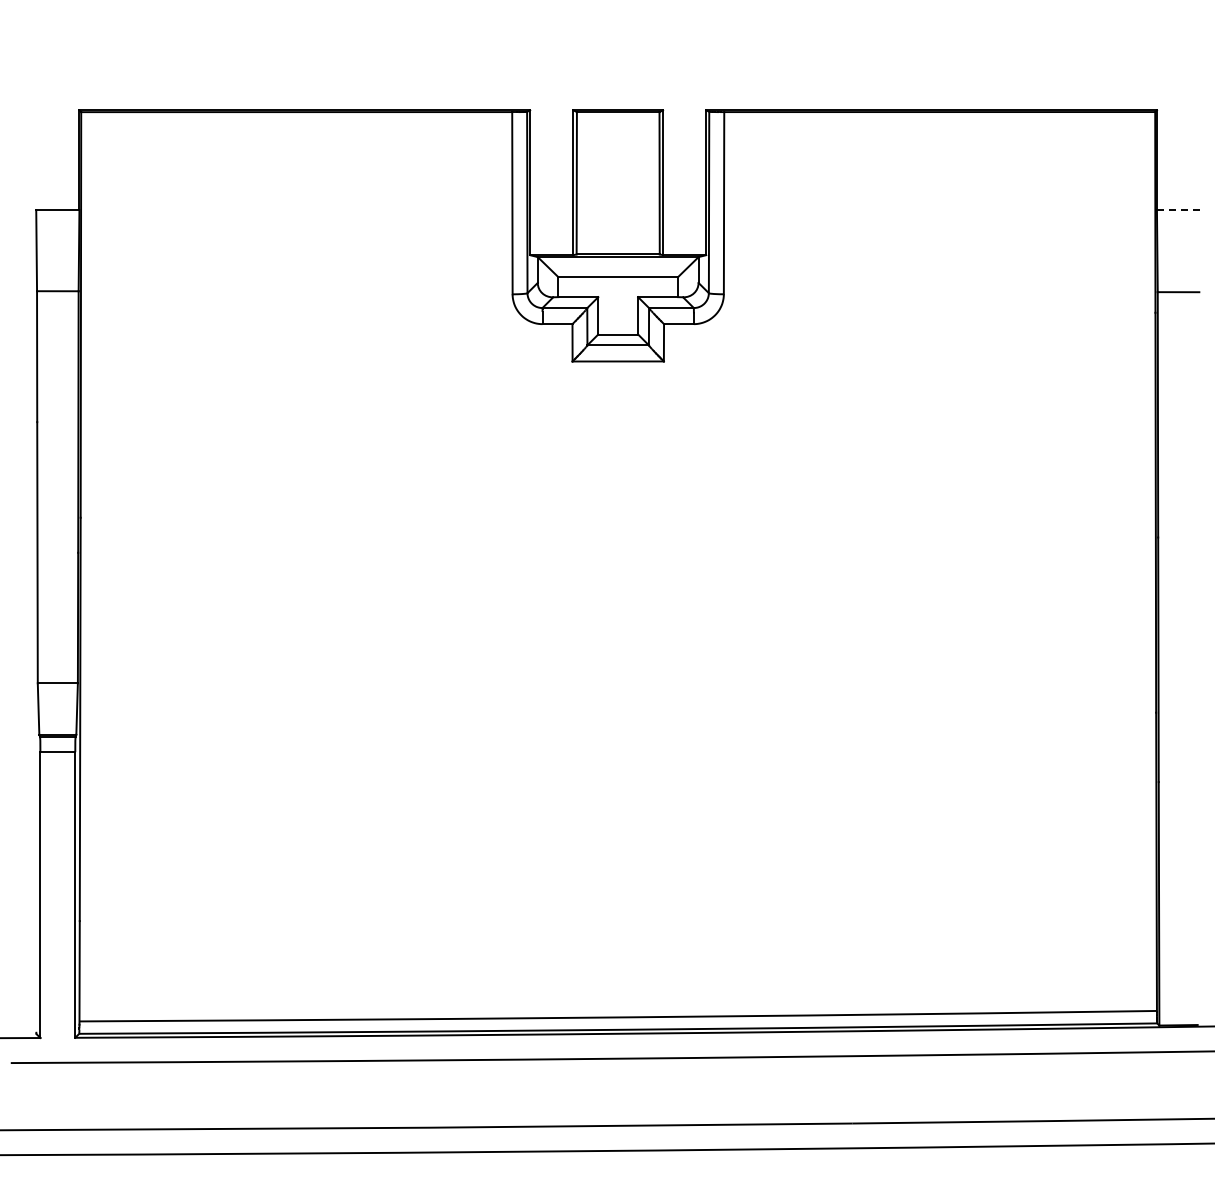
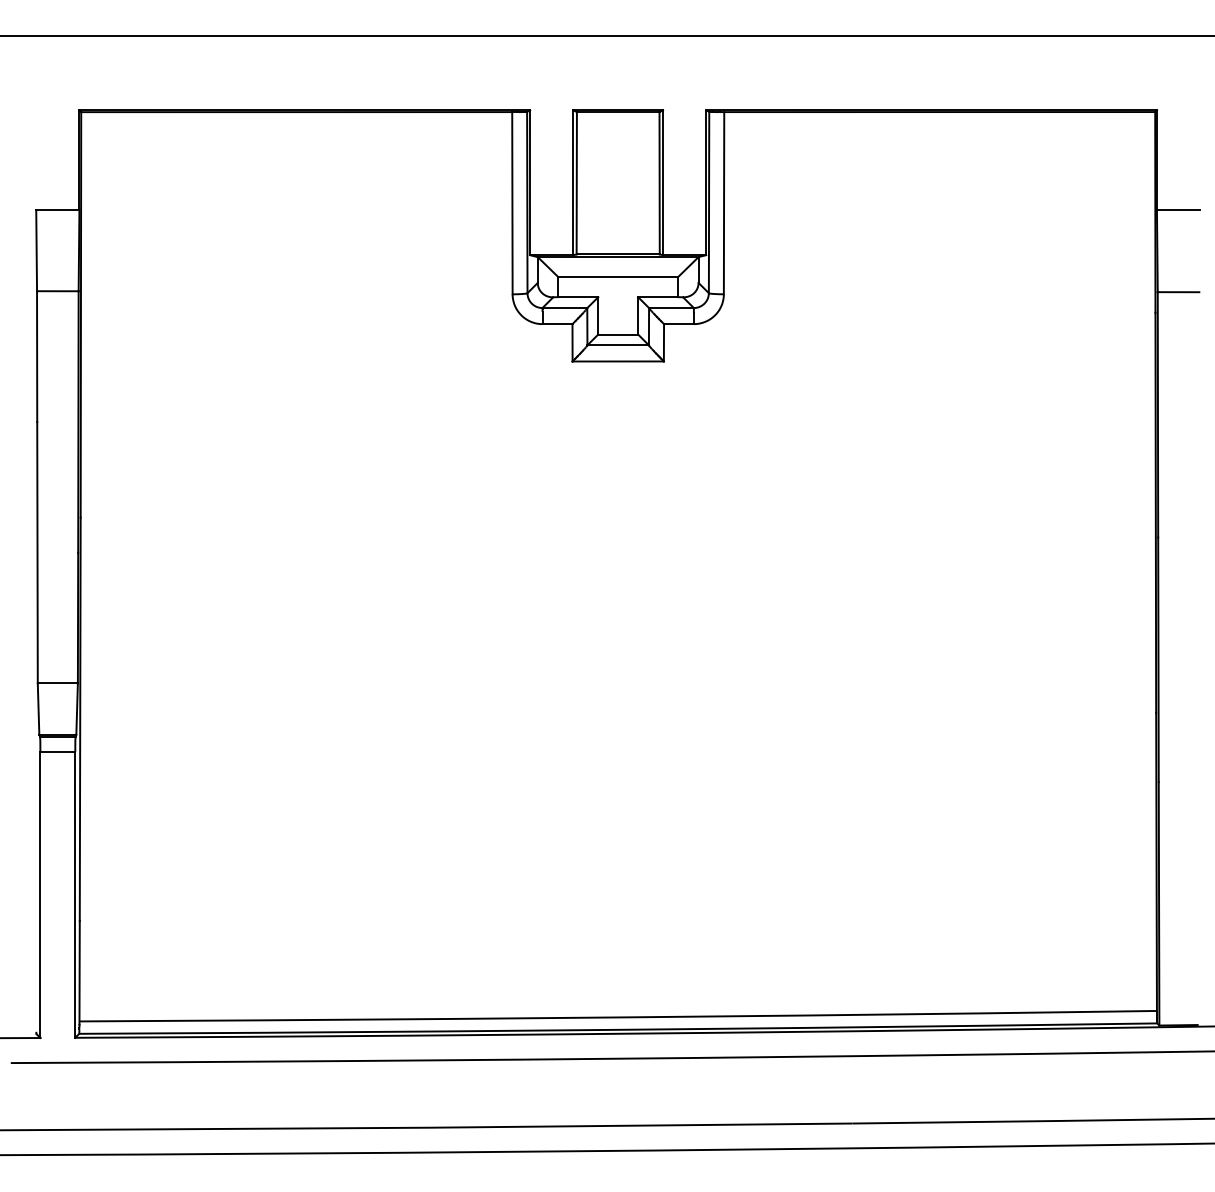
line: none -> present (606, 35)
line: dashed -> solid (1178, 209)
